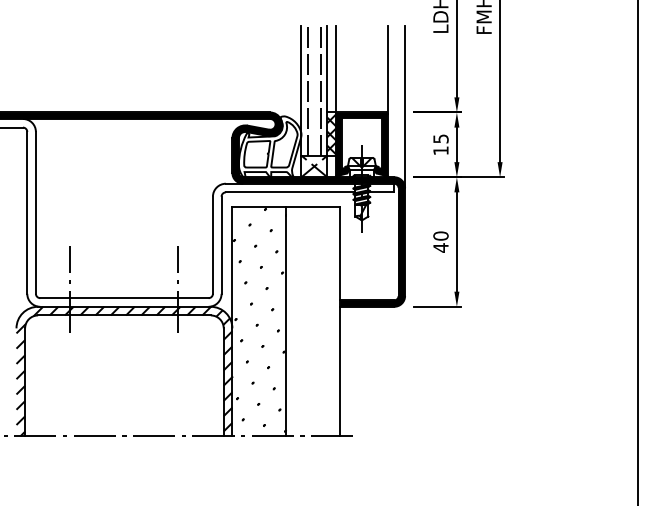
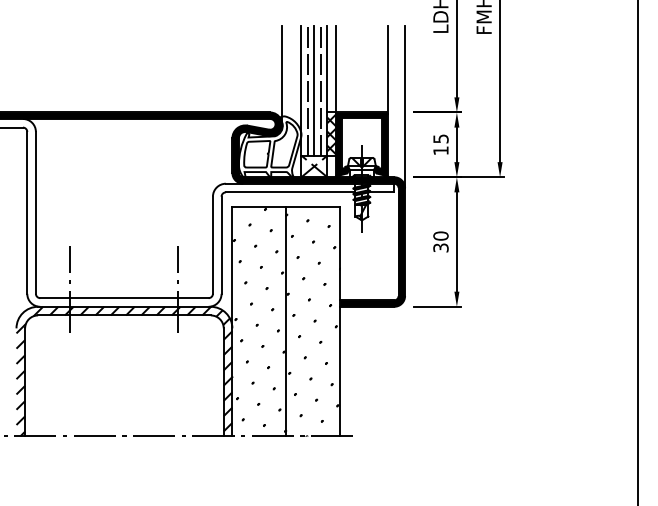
line: none -> present (282, 75)
line: none -> present (314, 90)
text: 40 -> 30 (440, 247)
hatch: none -> present (313, 324)
